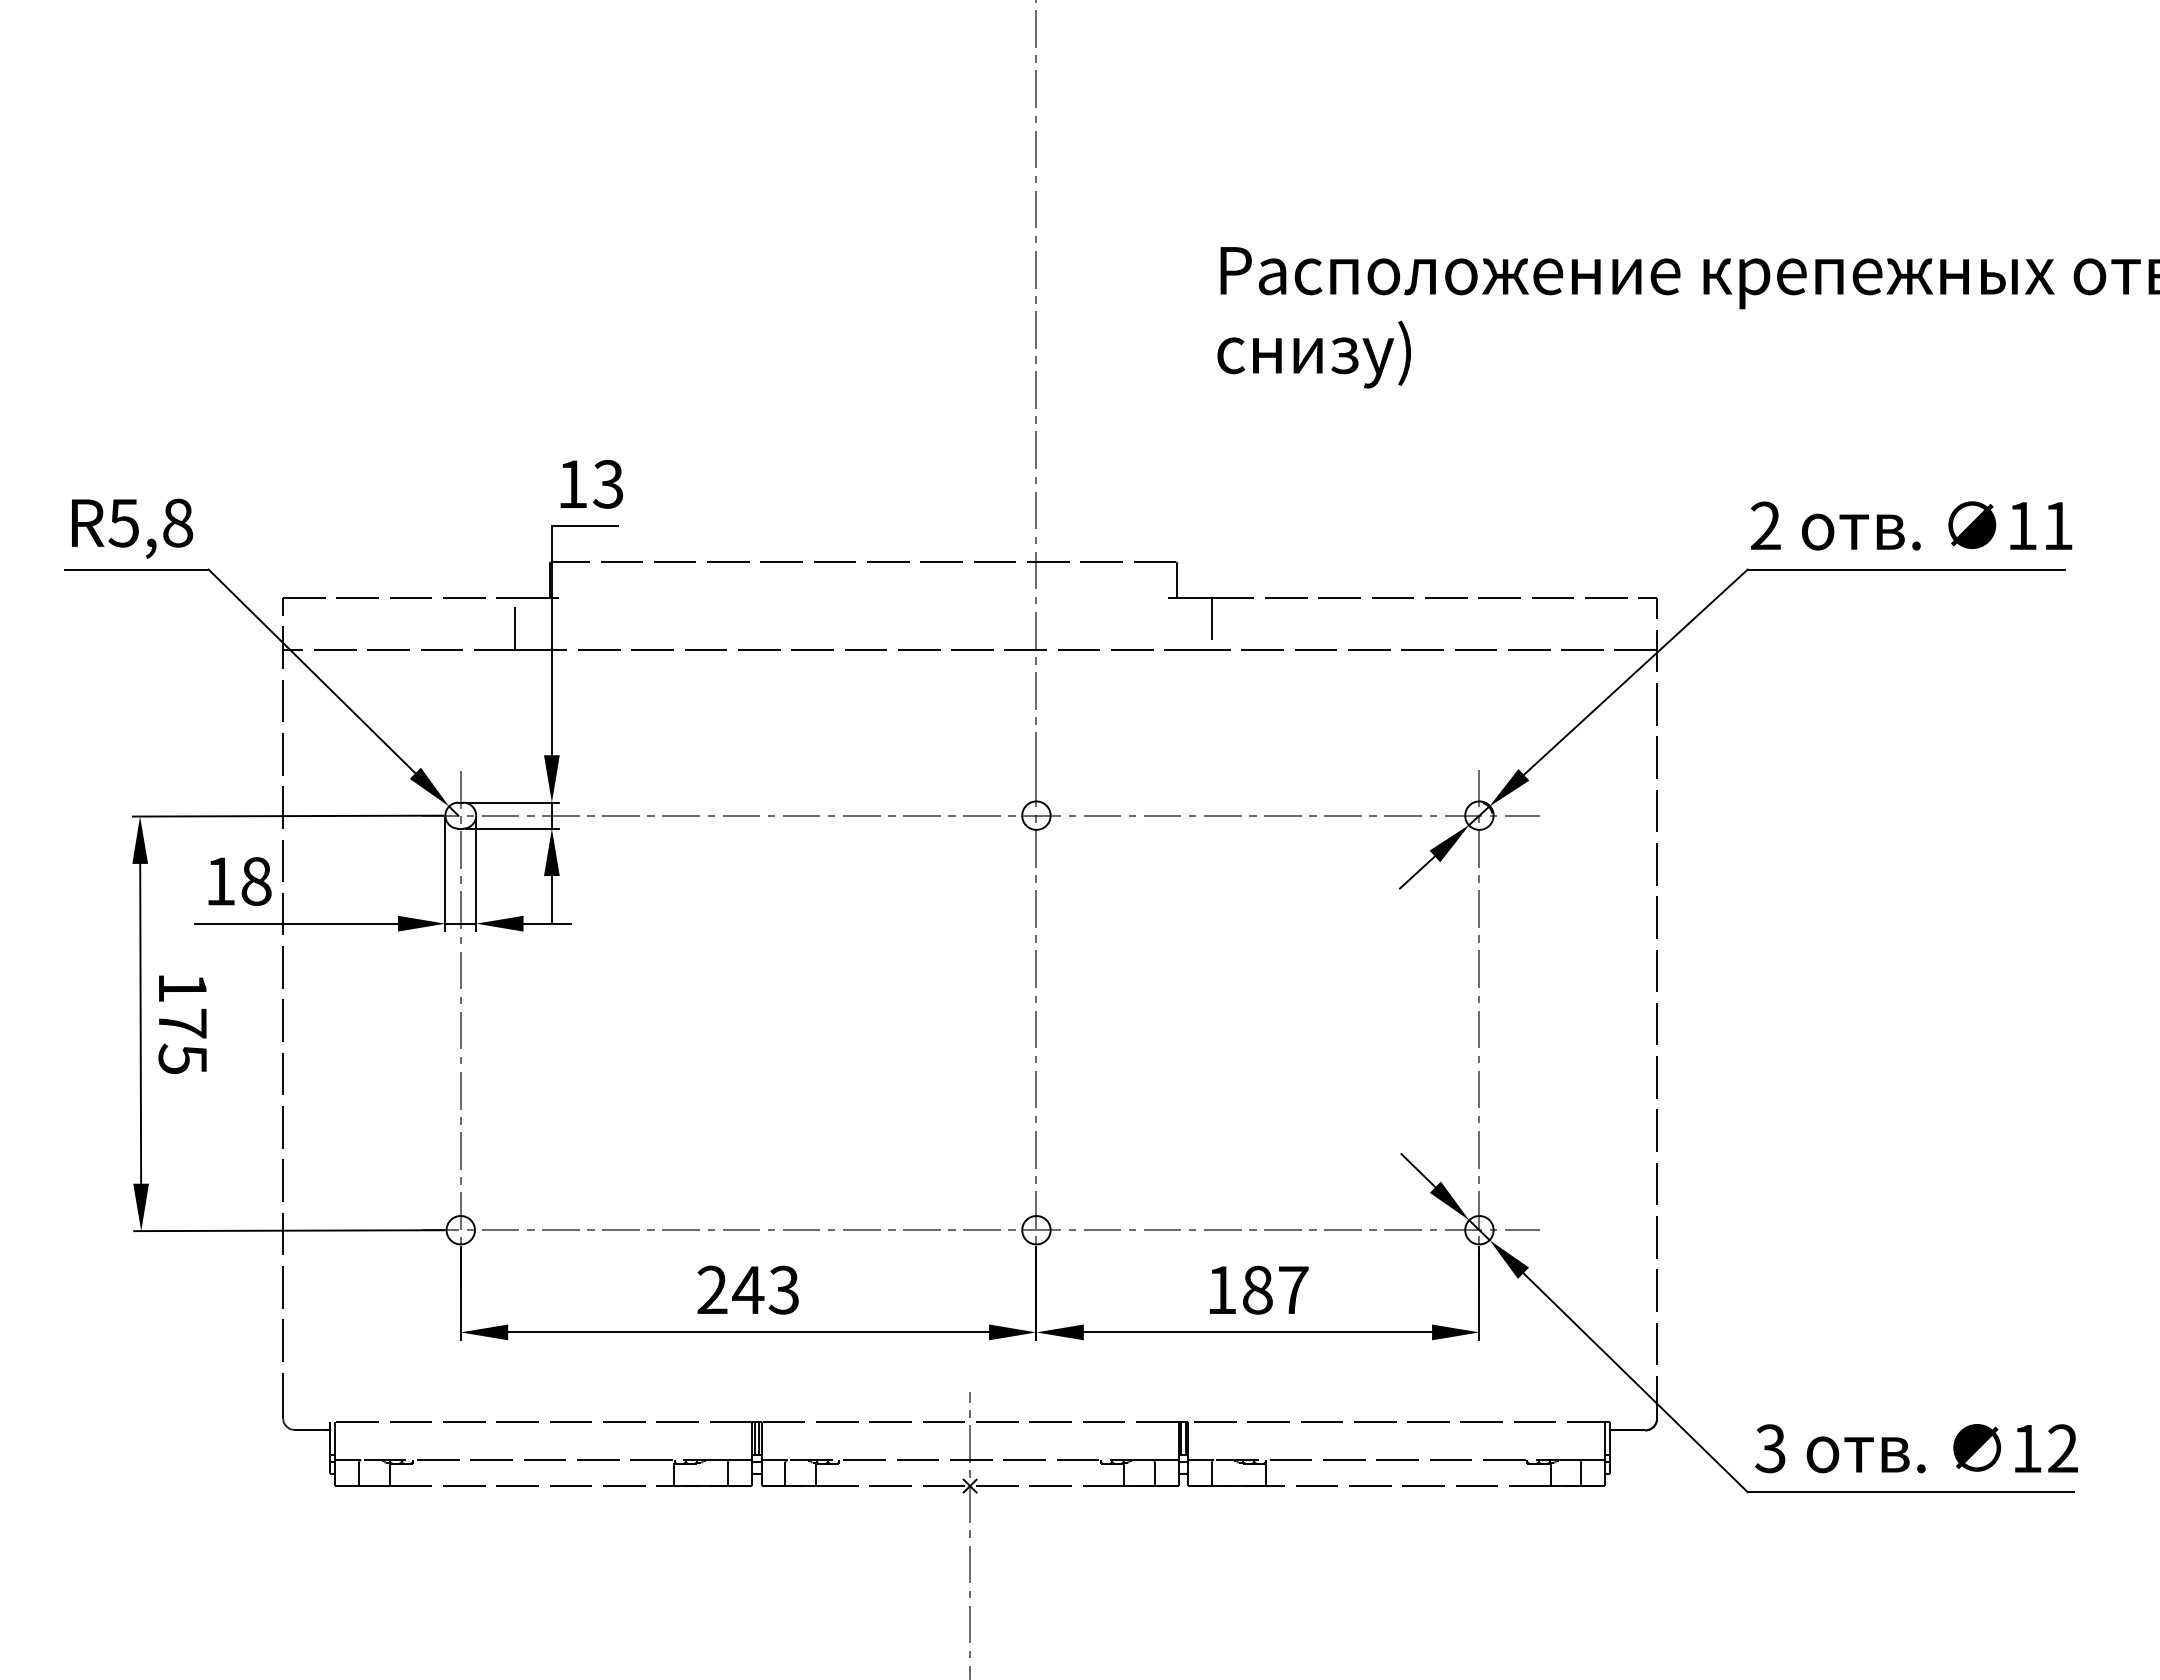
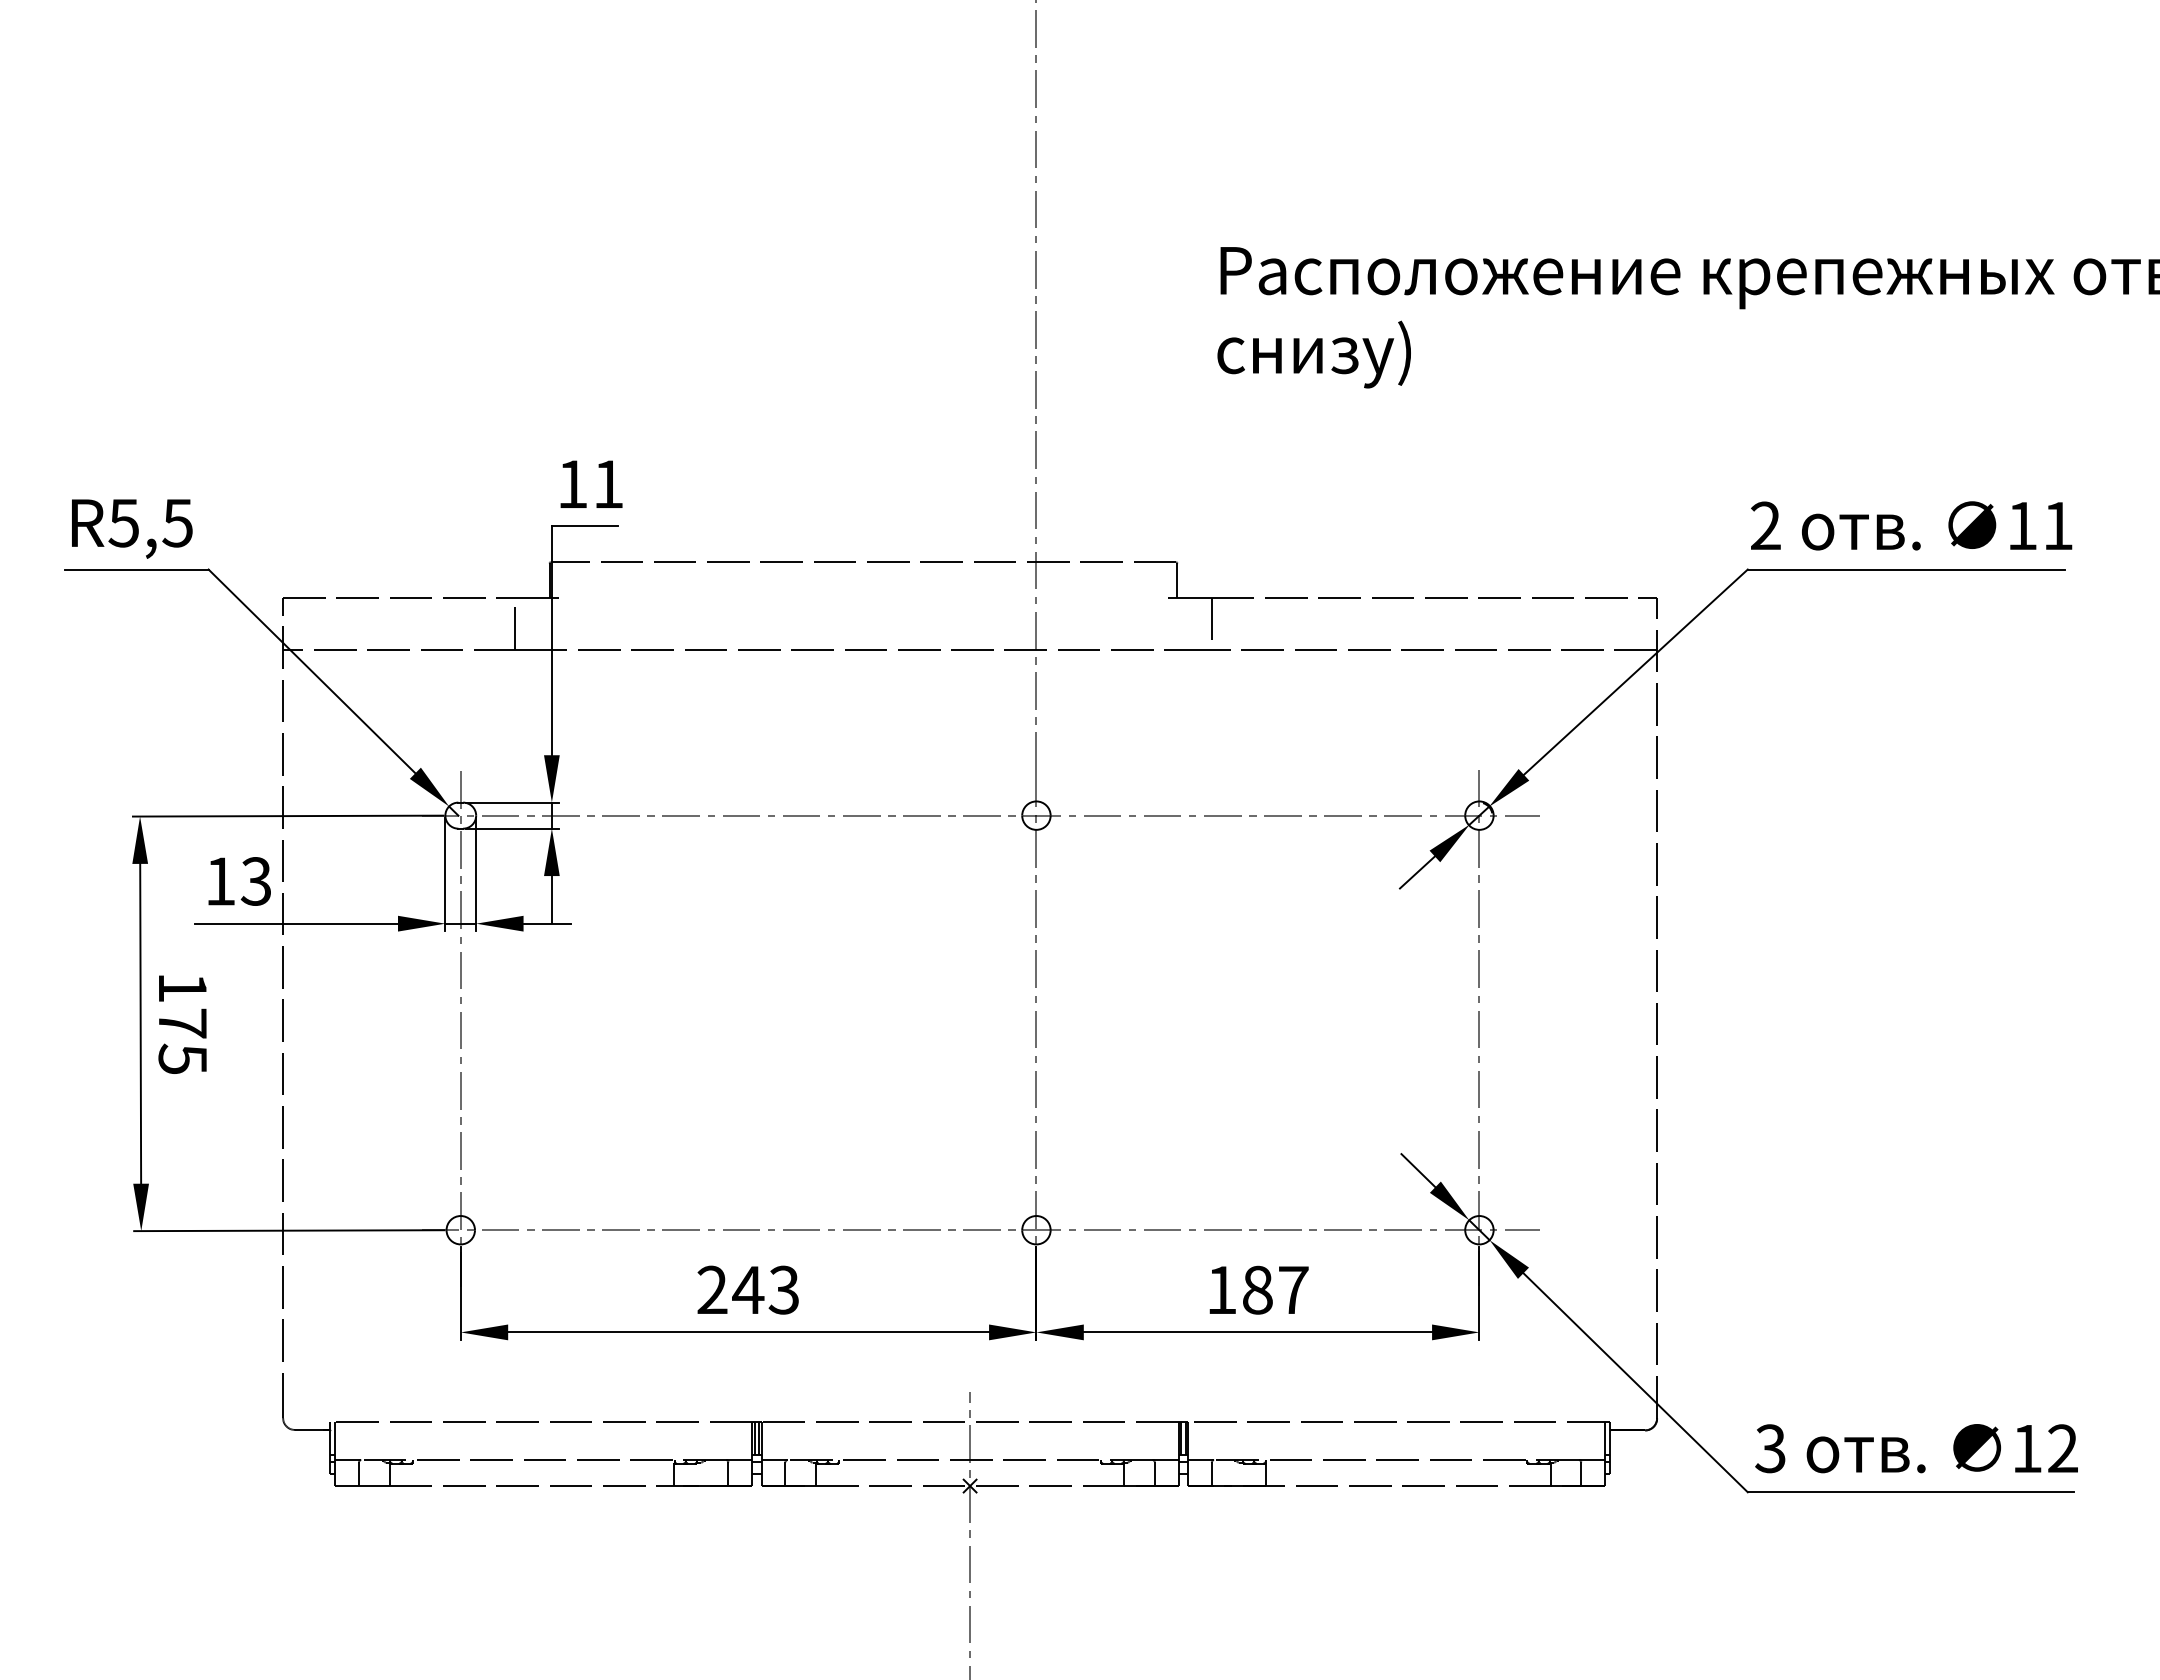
text: 13 -> 11 (608, 483)
text: R5,8 -> R5,5 (177, 522)
text: 18 -> 13 (255, 881)
